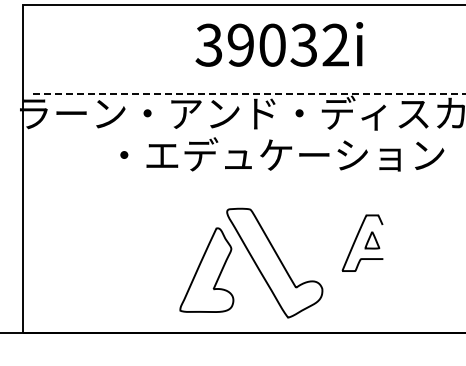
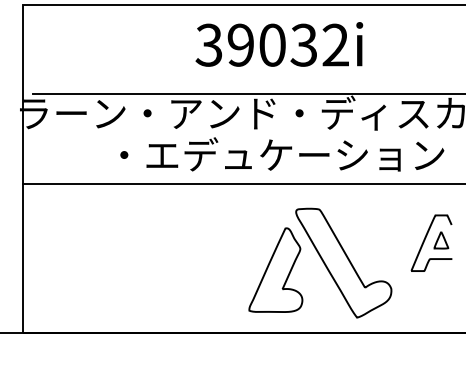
line: dashed -> solid (250, 94)
line: none -> present (242, 183)
part position: (281, 262) -> (350, 262) (350, 262)
